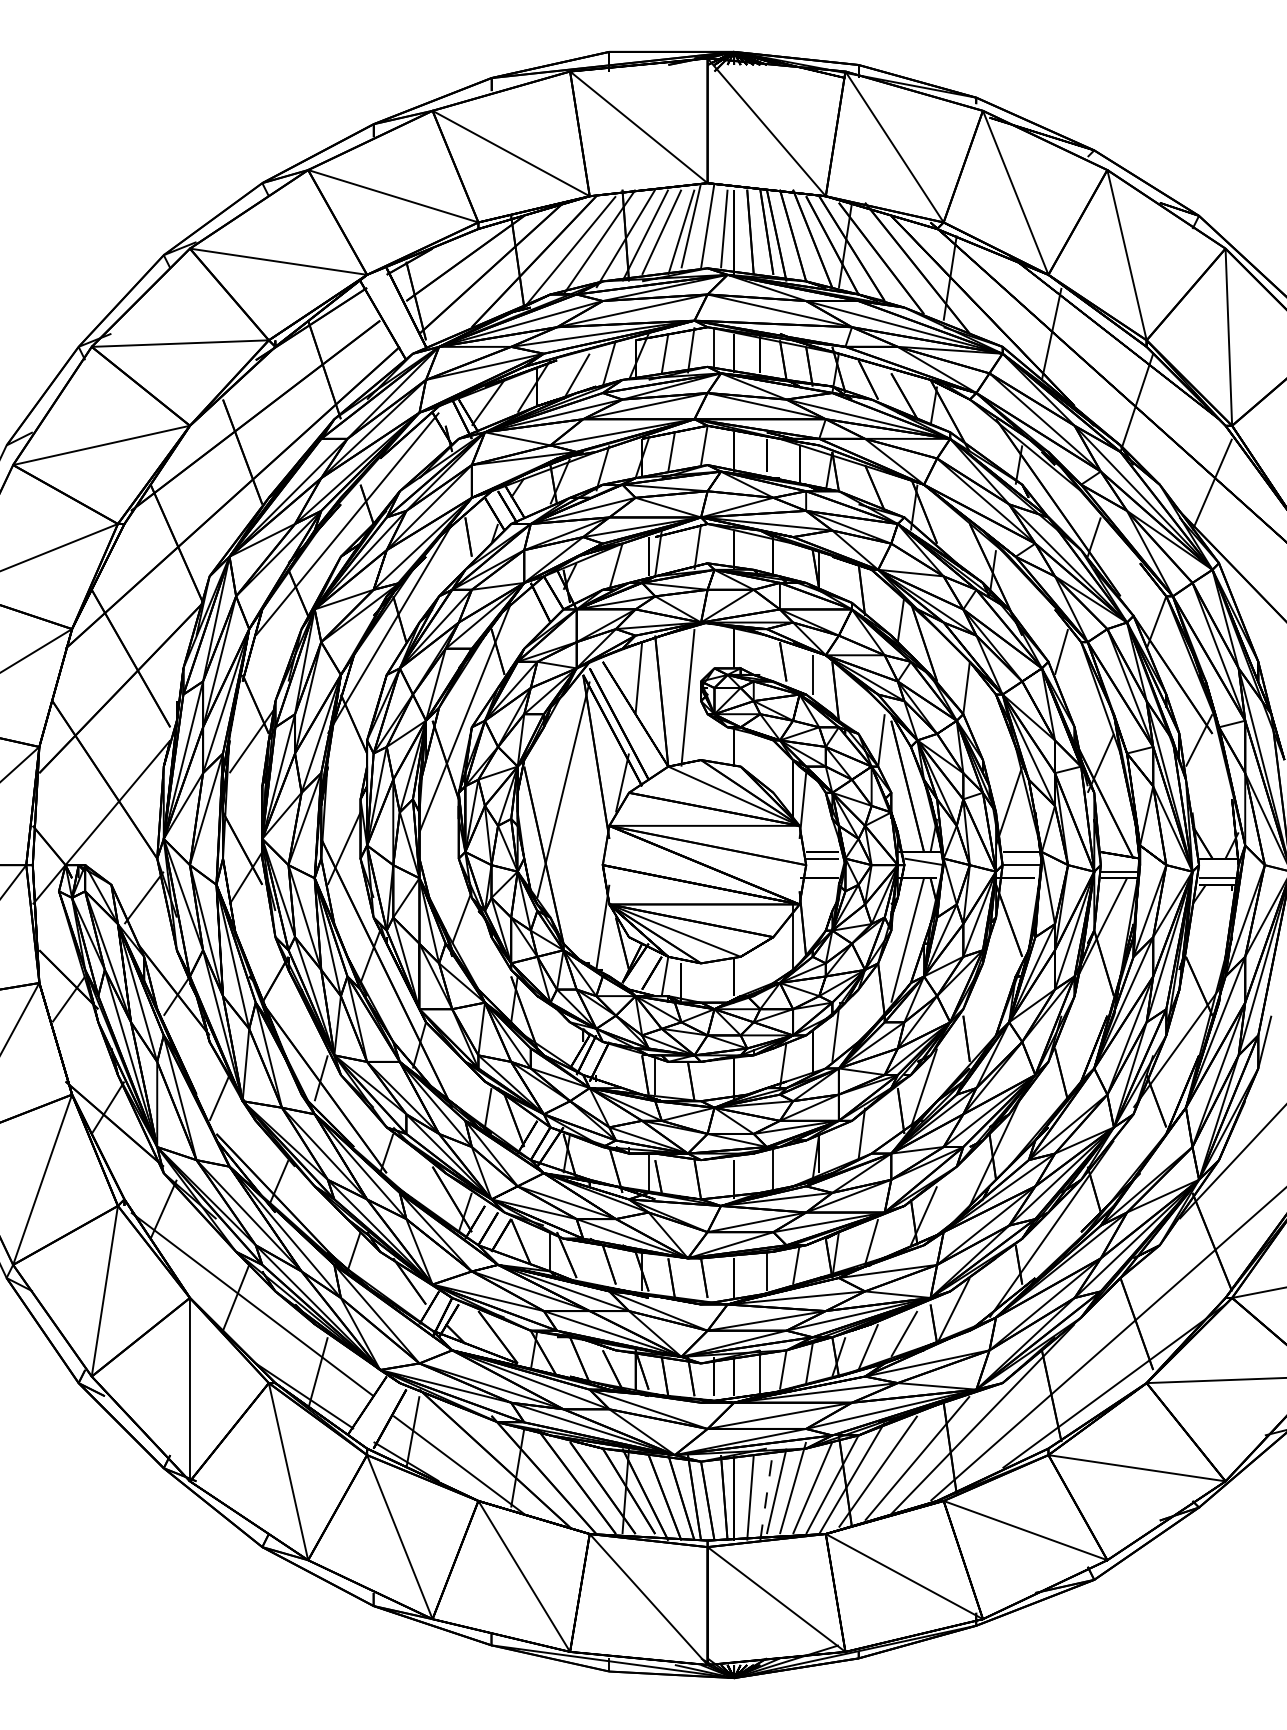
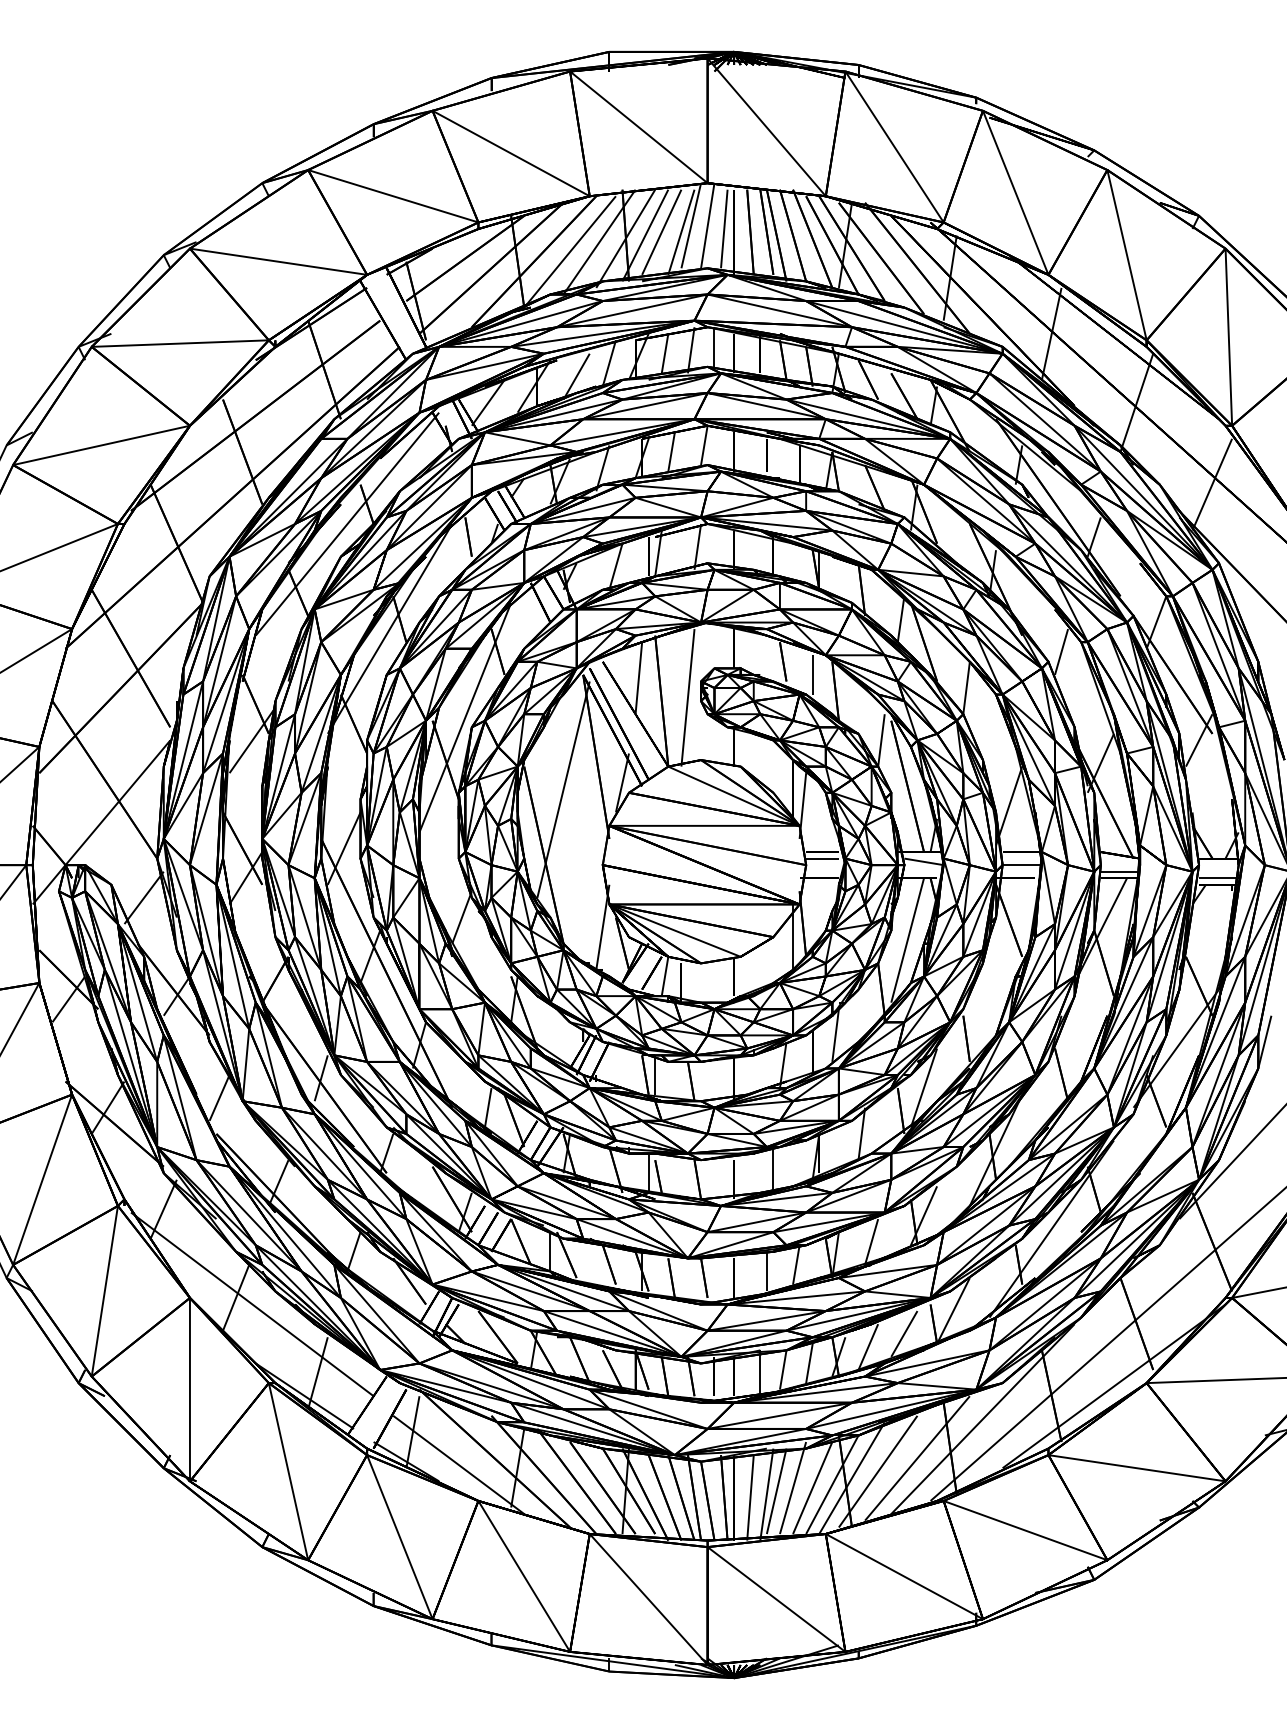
line: dashed -> solid (766, 1494)
